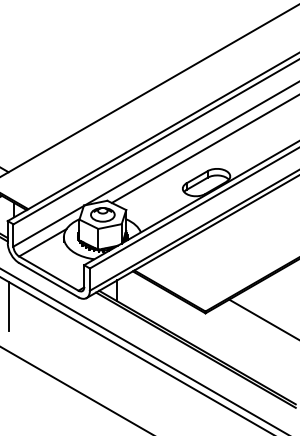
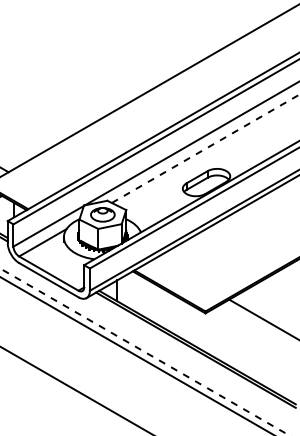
line: solid -> dashed (206, 148)
line: present -> none (8, 306)
line: solid -> dashed (145, 352)
